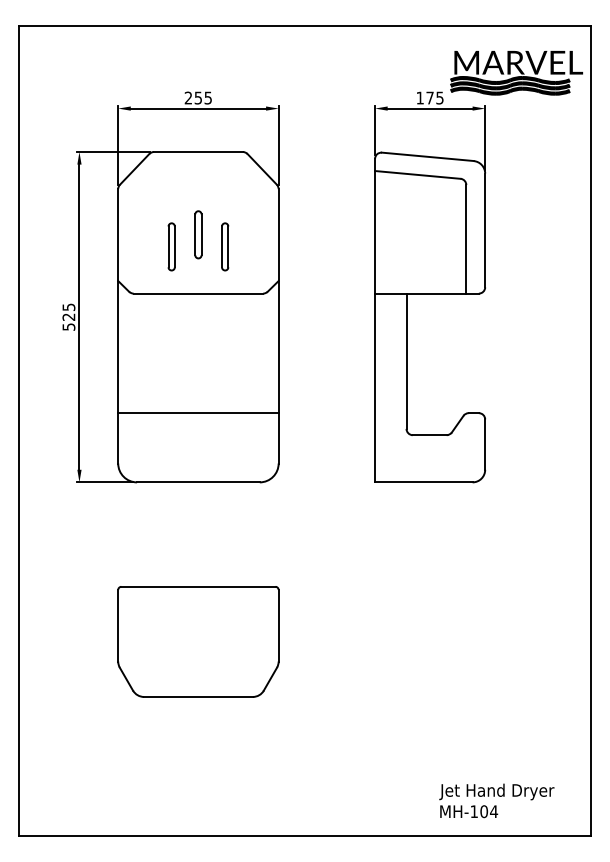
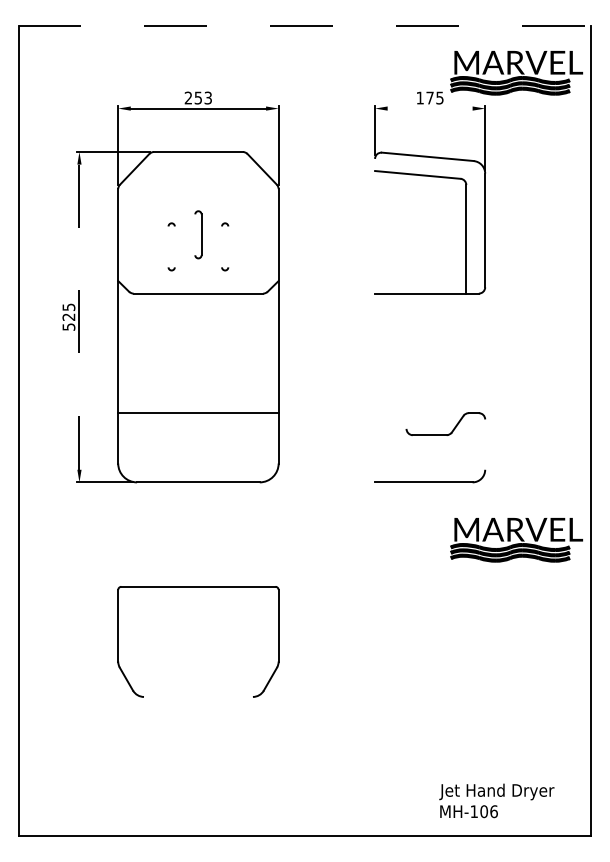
line: solid -> dashed (305, 25)
text: 255 -> 253 (208, 97)
line: present -> none (429, 108)
line: present -> none (195, 234)
line: present -> none (168, 246)
line: present -> none (174, 246)
line: present -> none (222, 246)
line: present -> none (228, 246)
line: solid -> dashed (79, 317)
line: present -> none (375, 320)
line: present -> none (406, 360)
line: present -> none (485, 444)
part: none -> present (516, 540)
line: present -> none (198, 696)
text: MH-104 -> MH-106 (494, 811)
